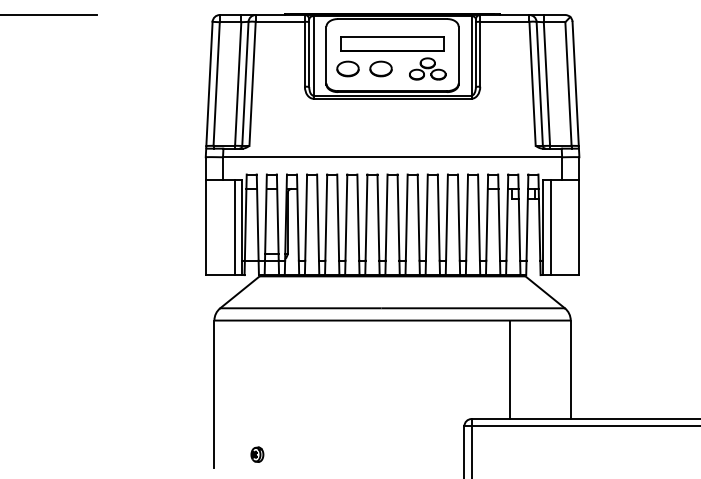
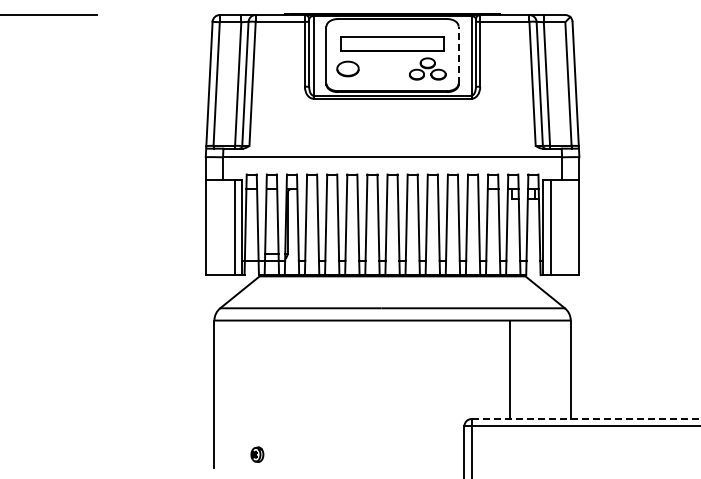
line: solid -> dashed (458, 54)
part: present -> none (380, 68)
line: solid -> dashed (586, 419)
